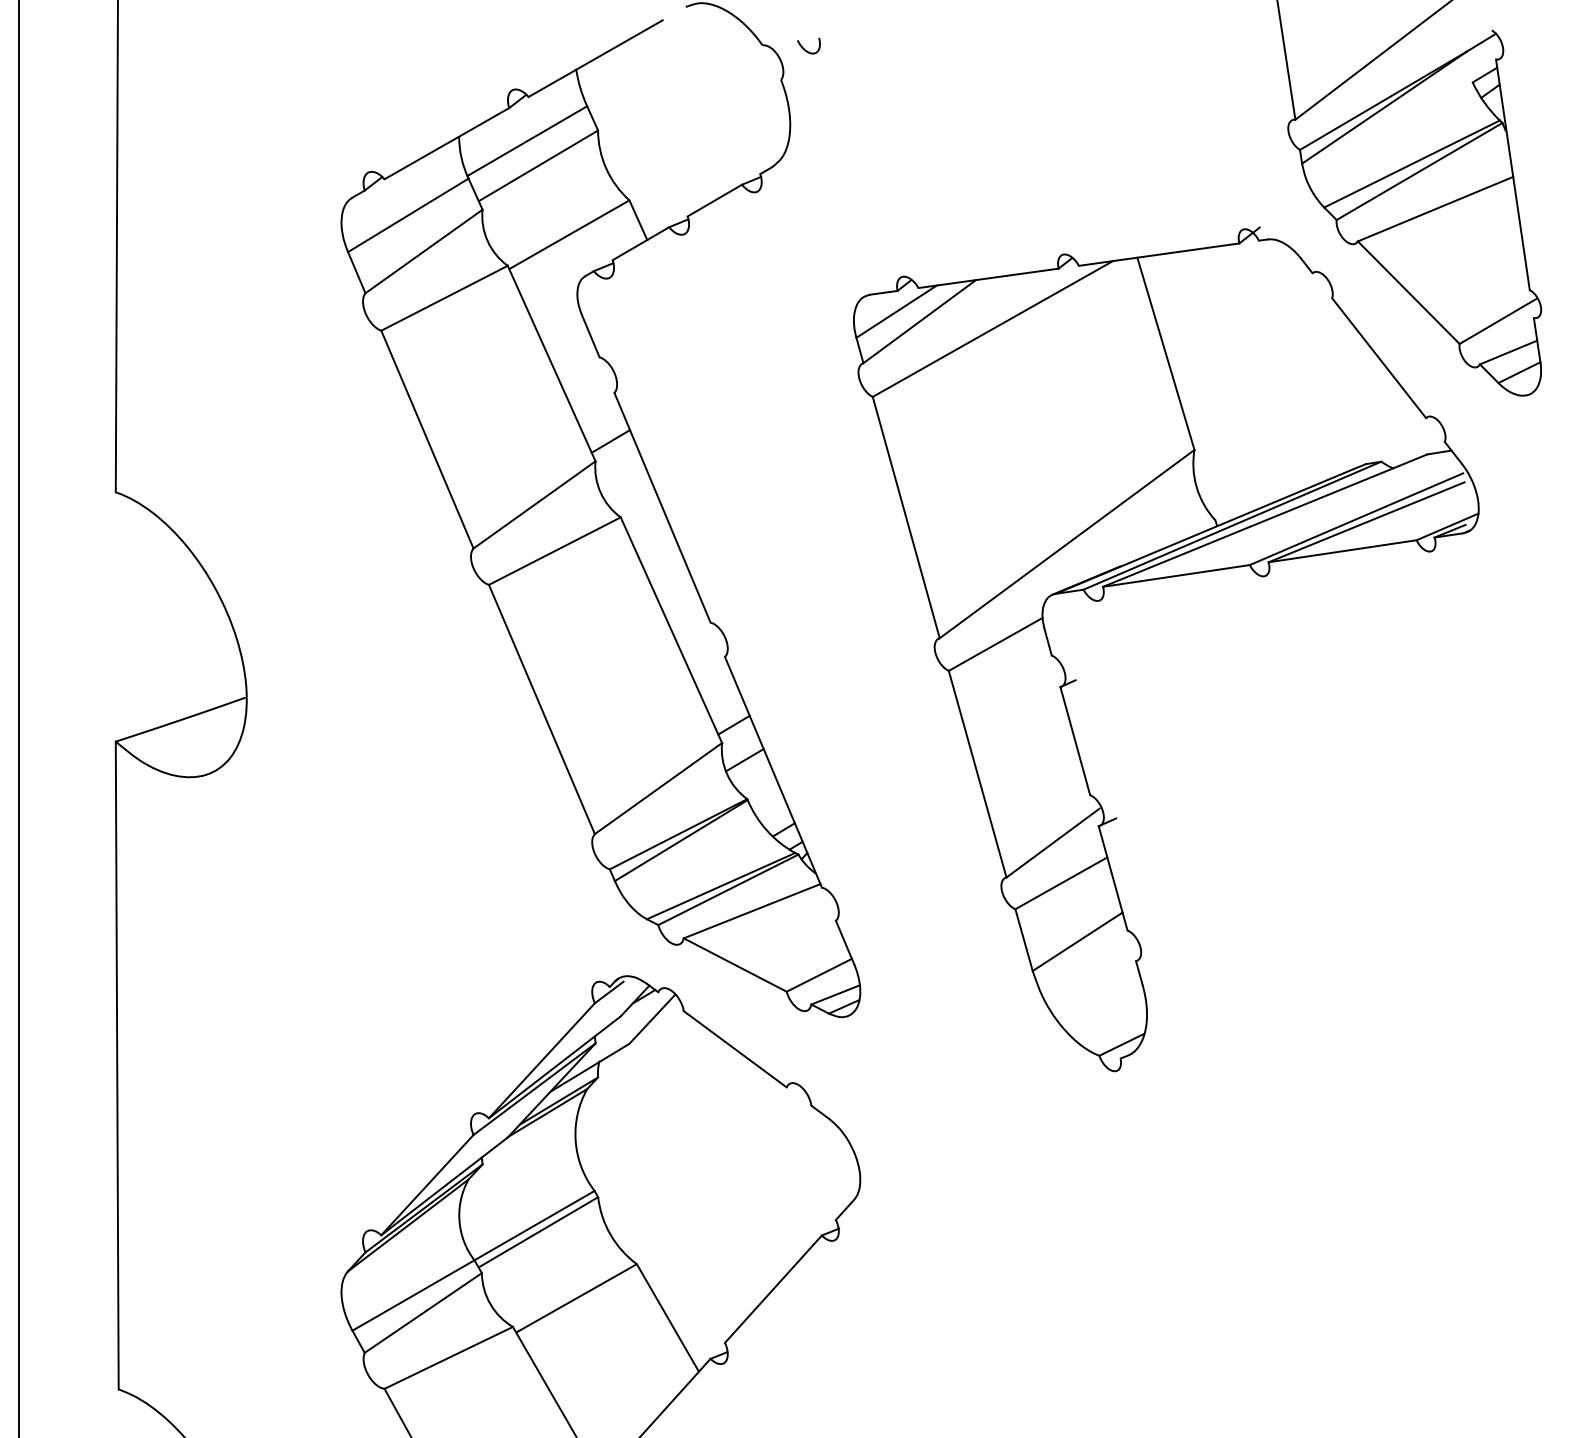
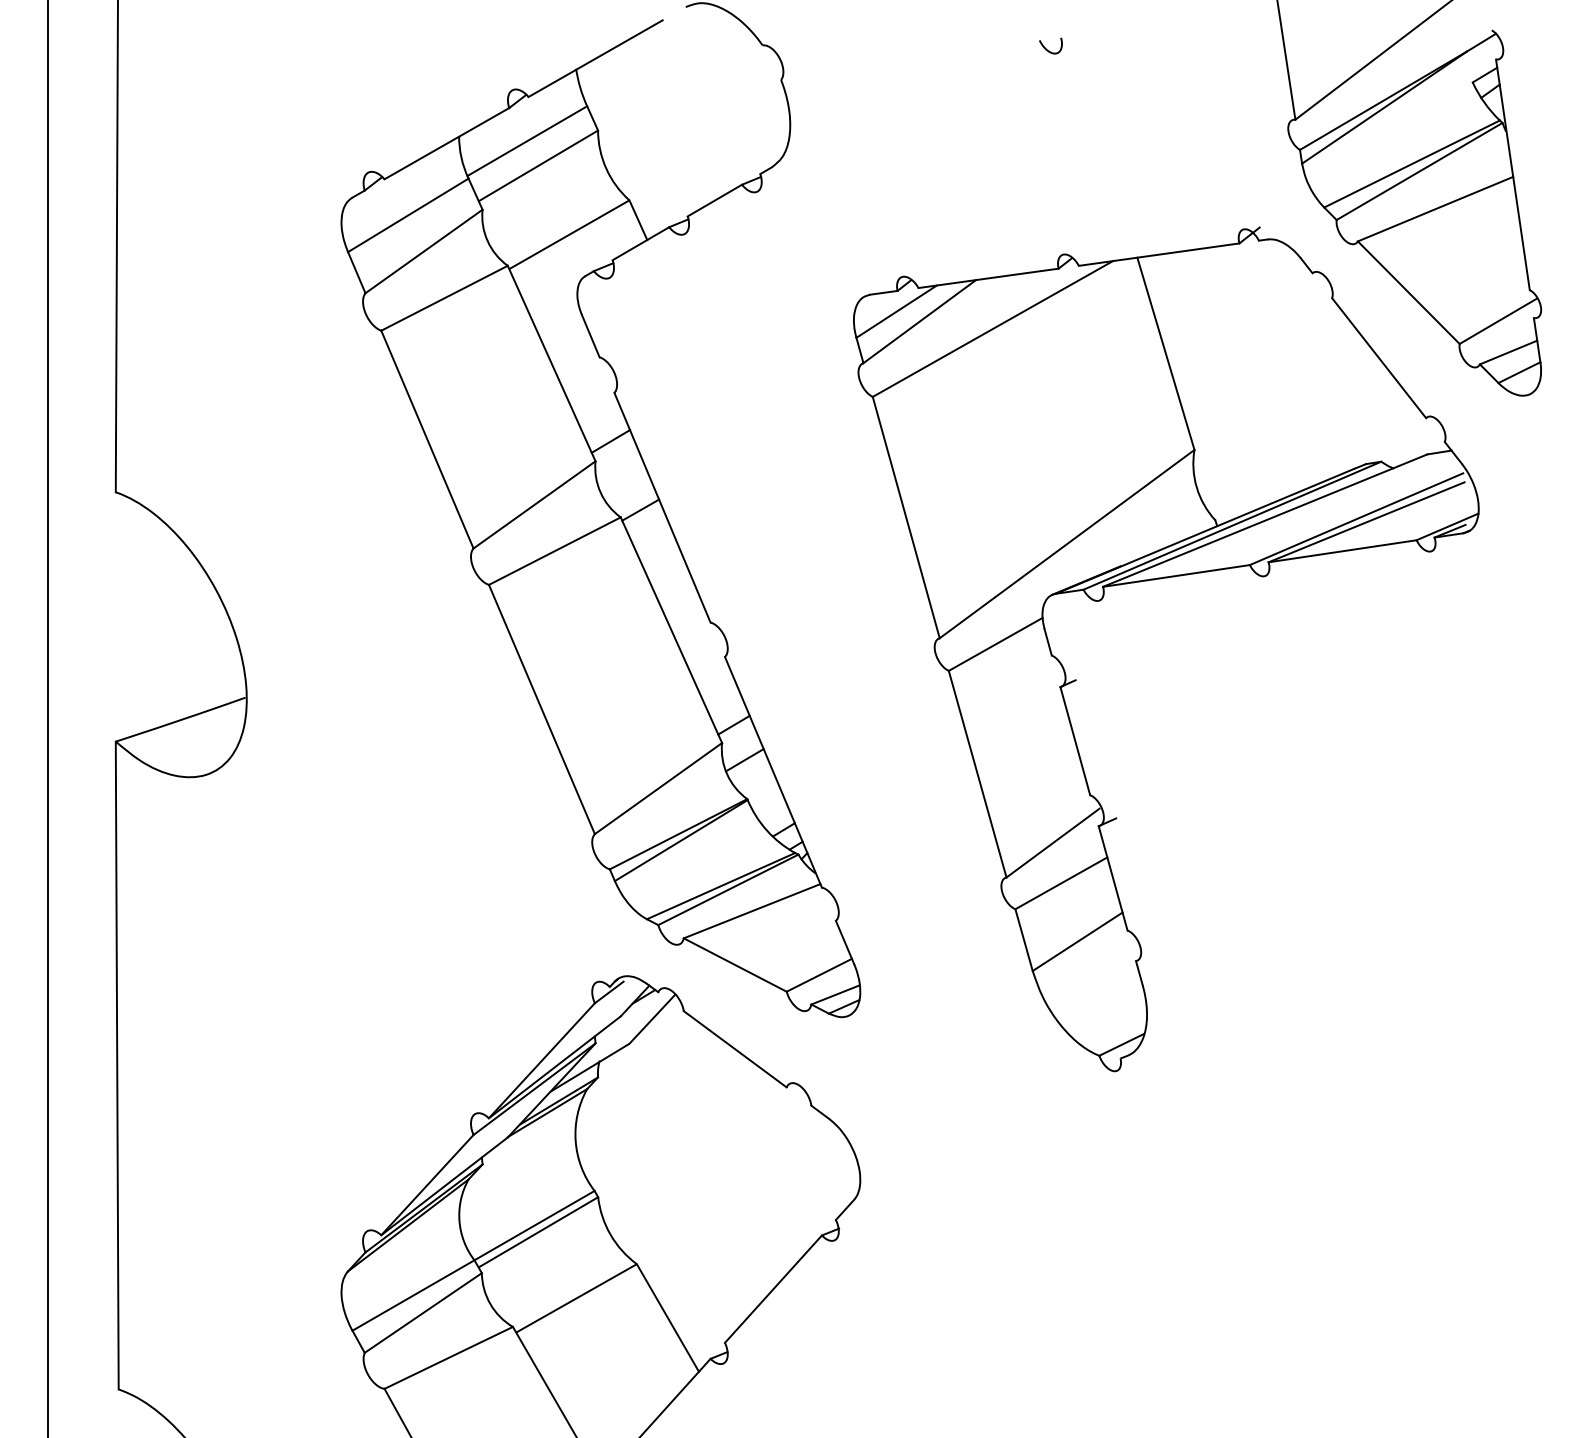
curve position: (804, 48) -> (1046, 48) (1046, 48)
line: none -> present (640, 509)
line position: (18, 718) -> (47, 718) (47, 718)
